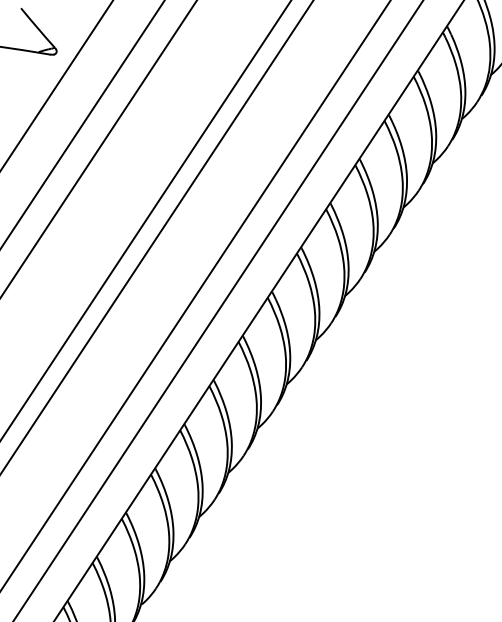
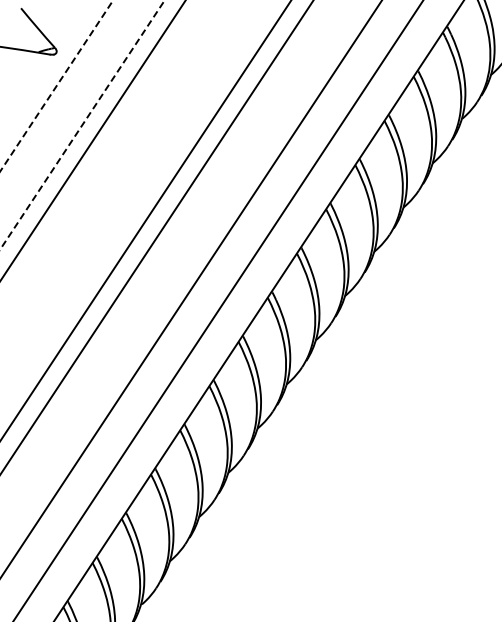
line: solid -> dashed (56, 85)
line: solid -> dashed (82, 125)
line position: (98, 148) -> (93, 140) (93, 140)
line position: (195, 295) -> (191, 288) (191, 288)
